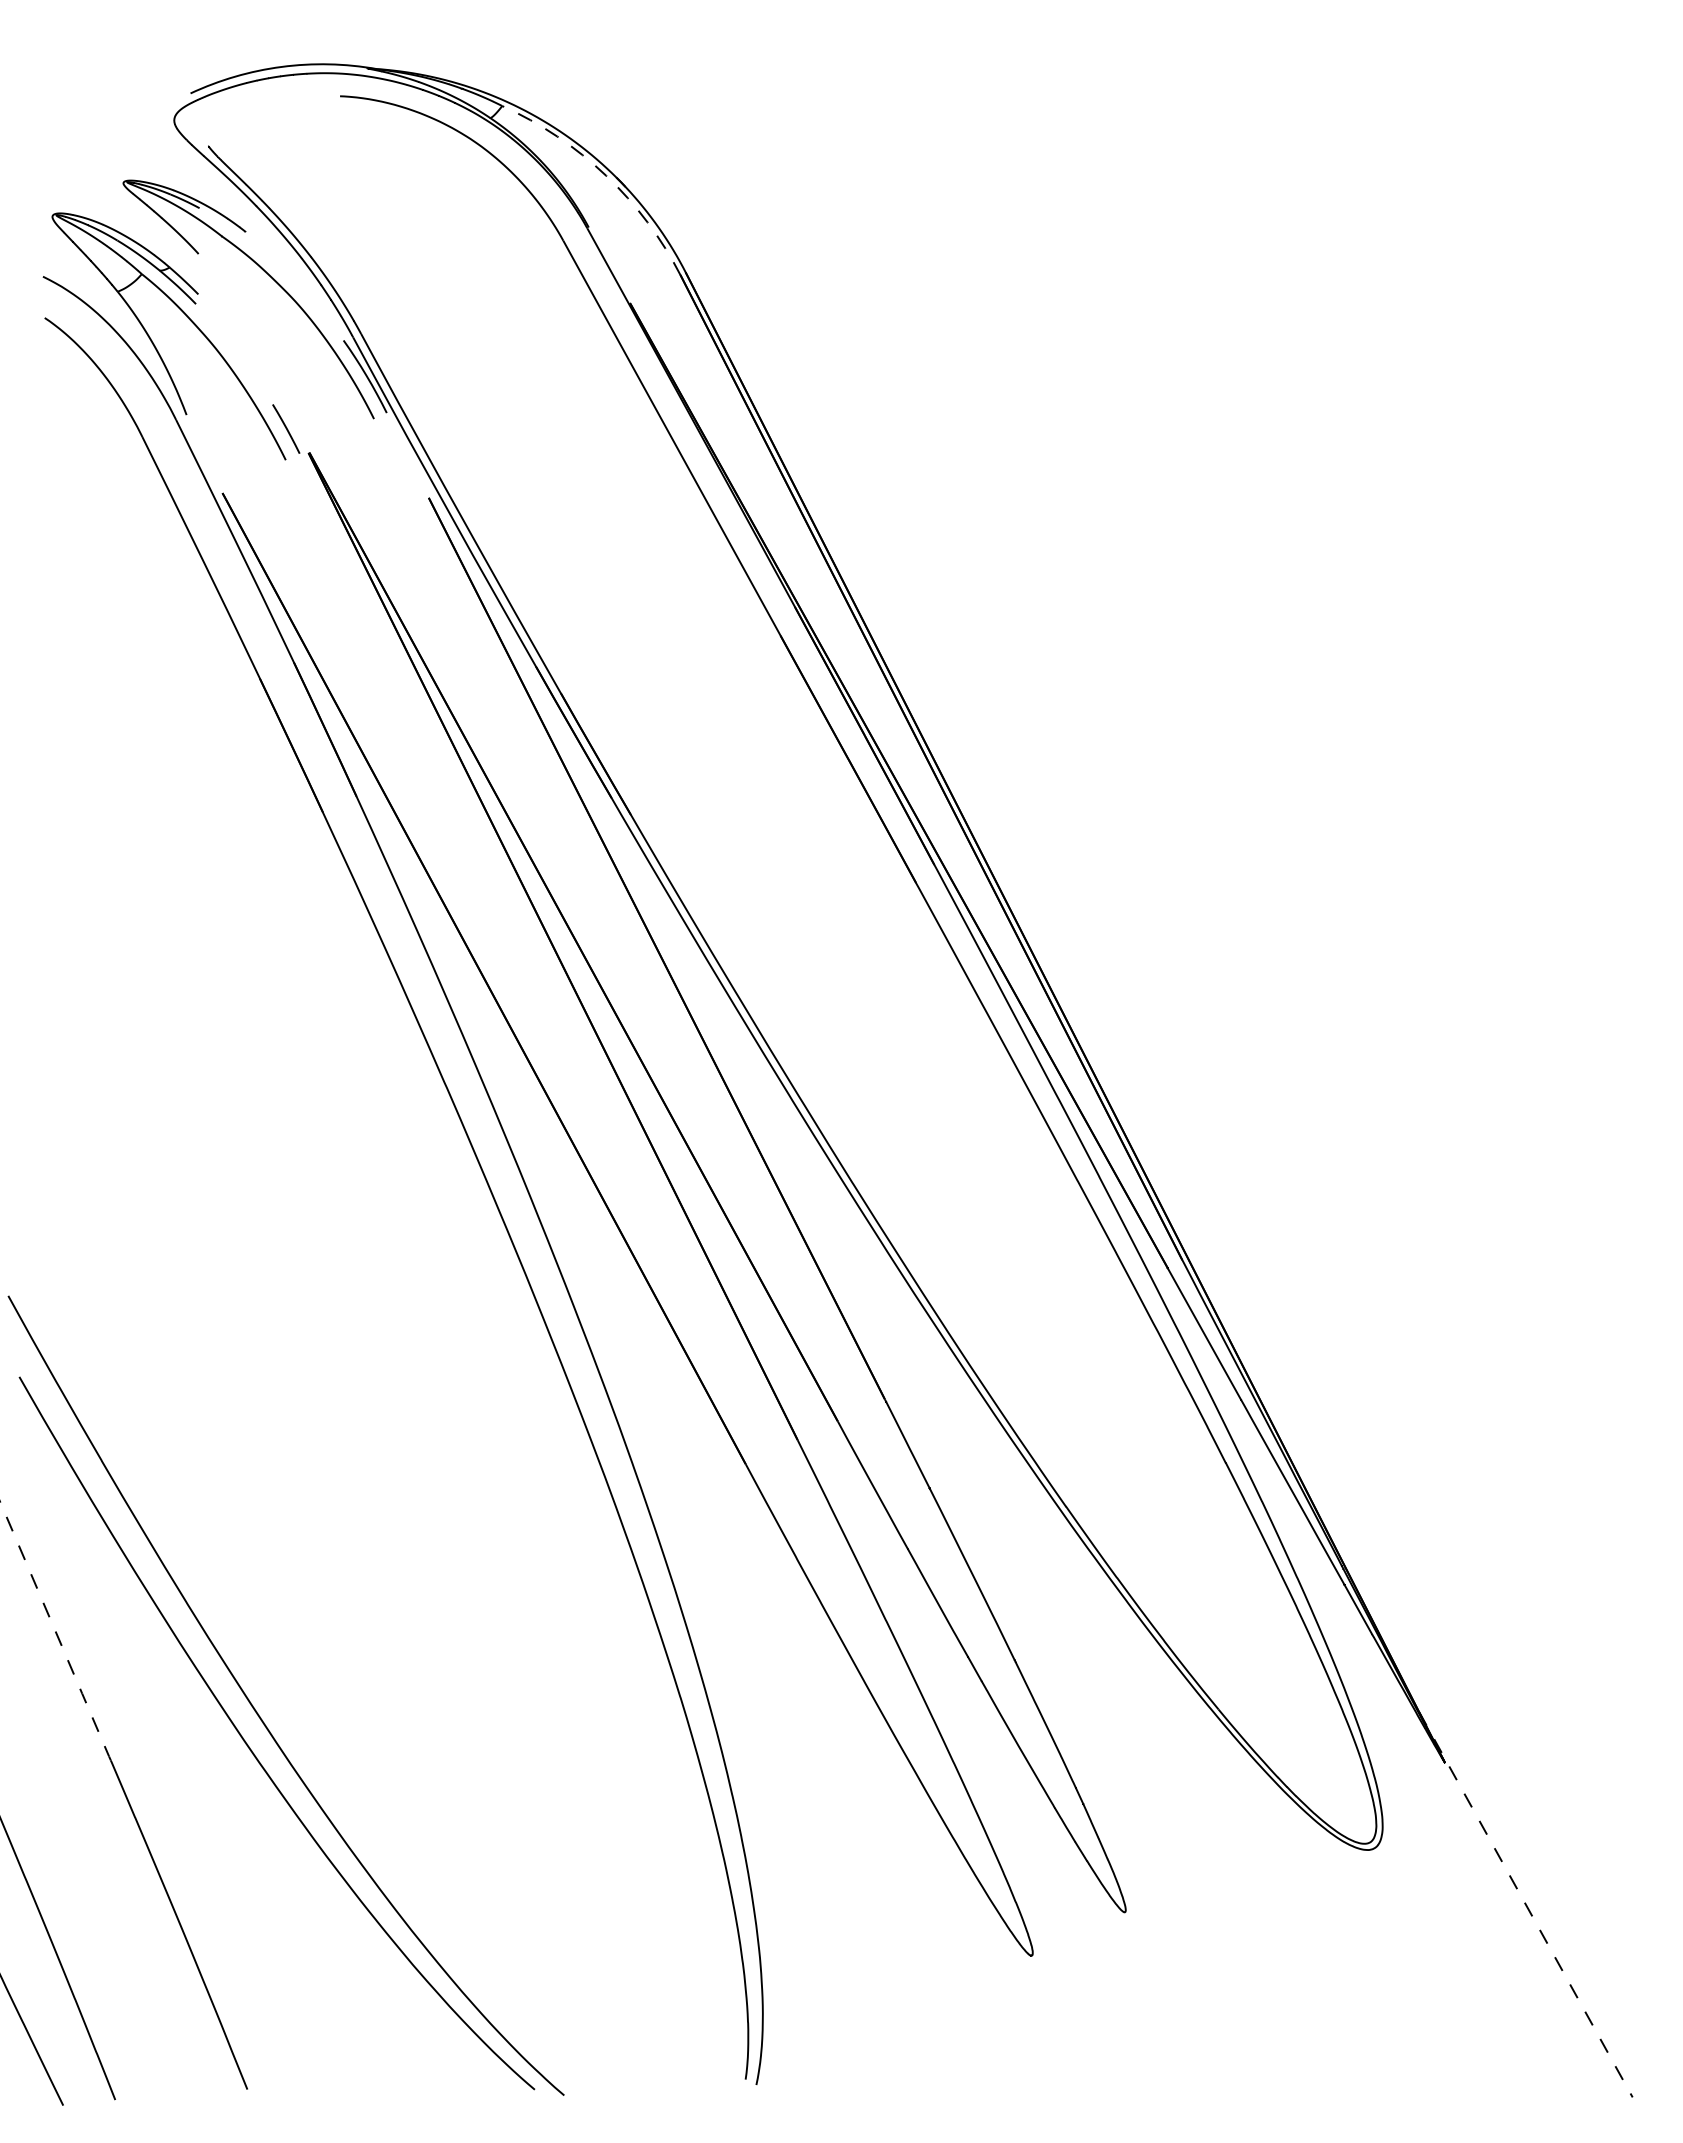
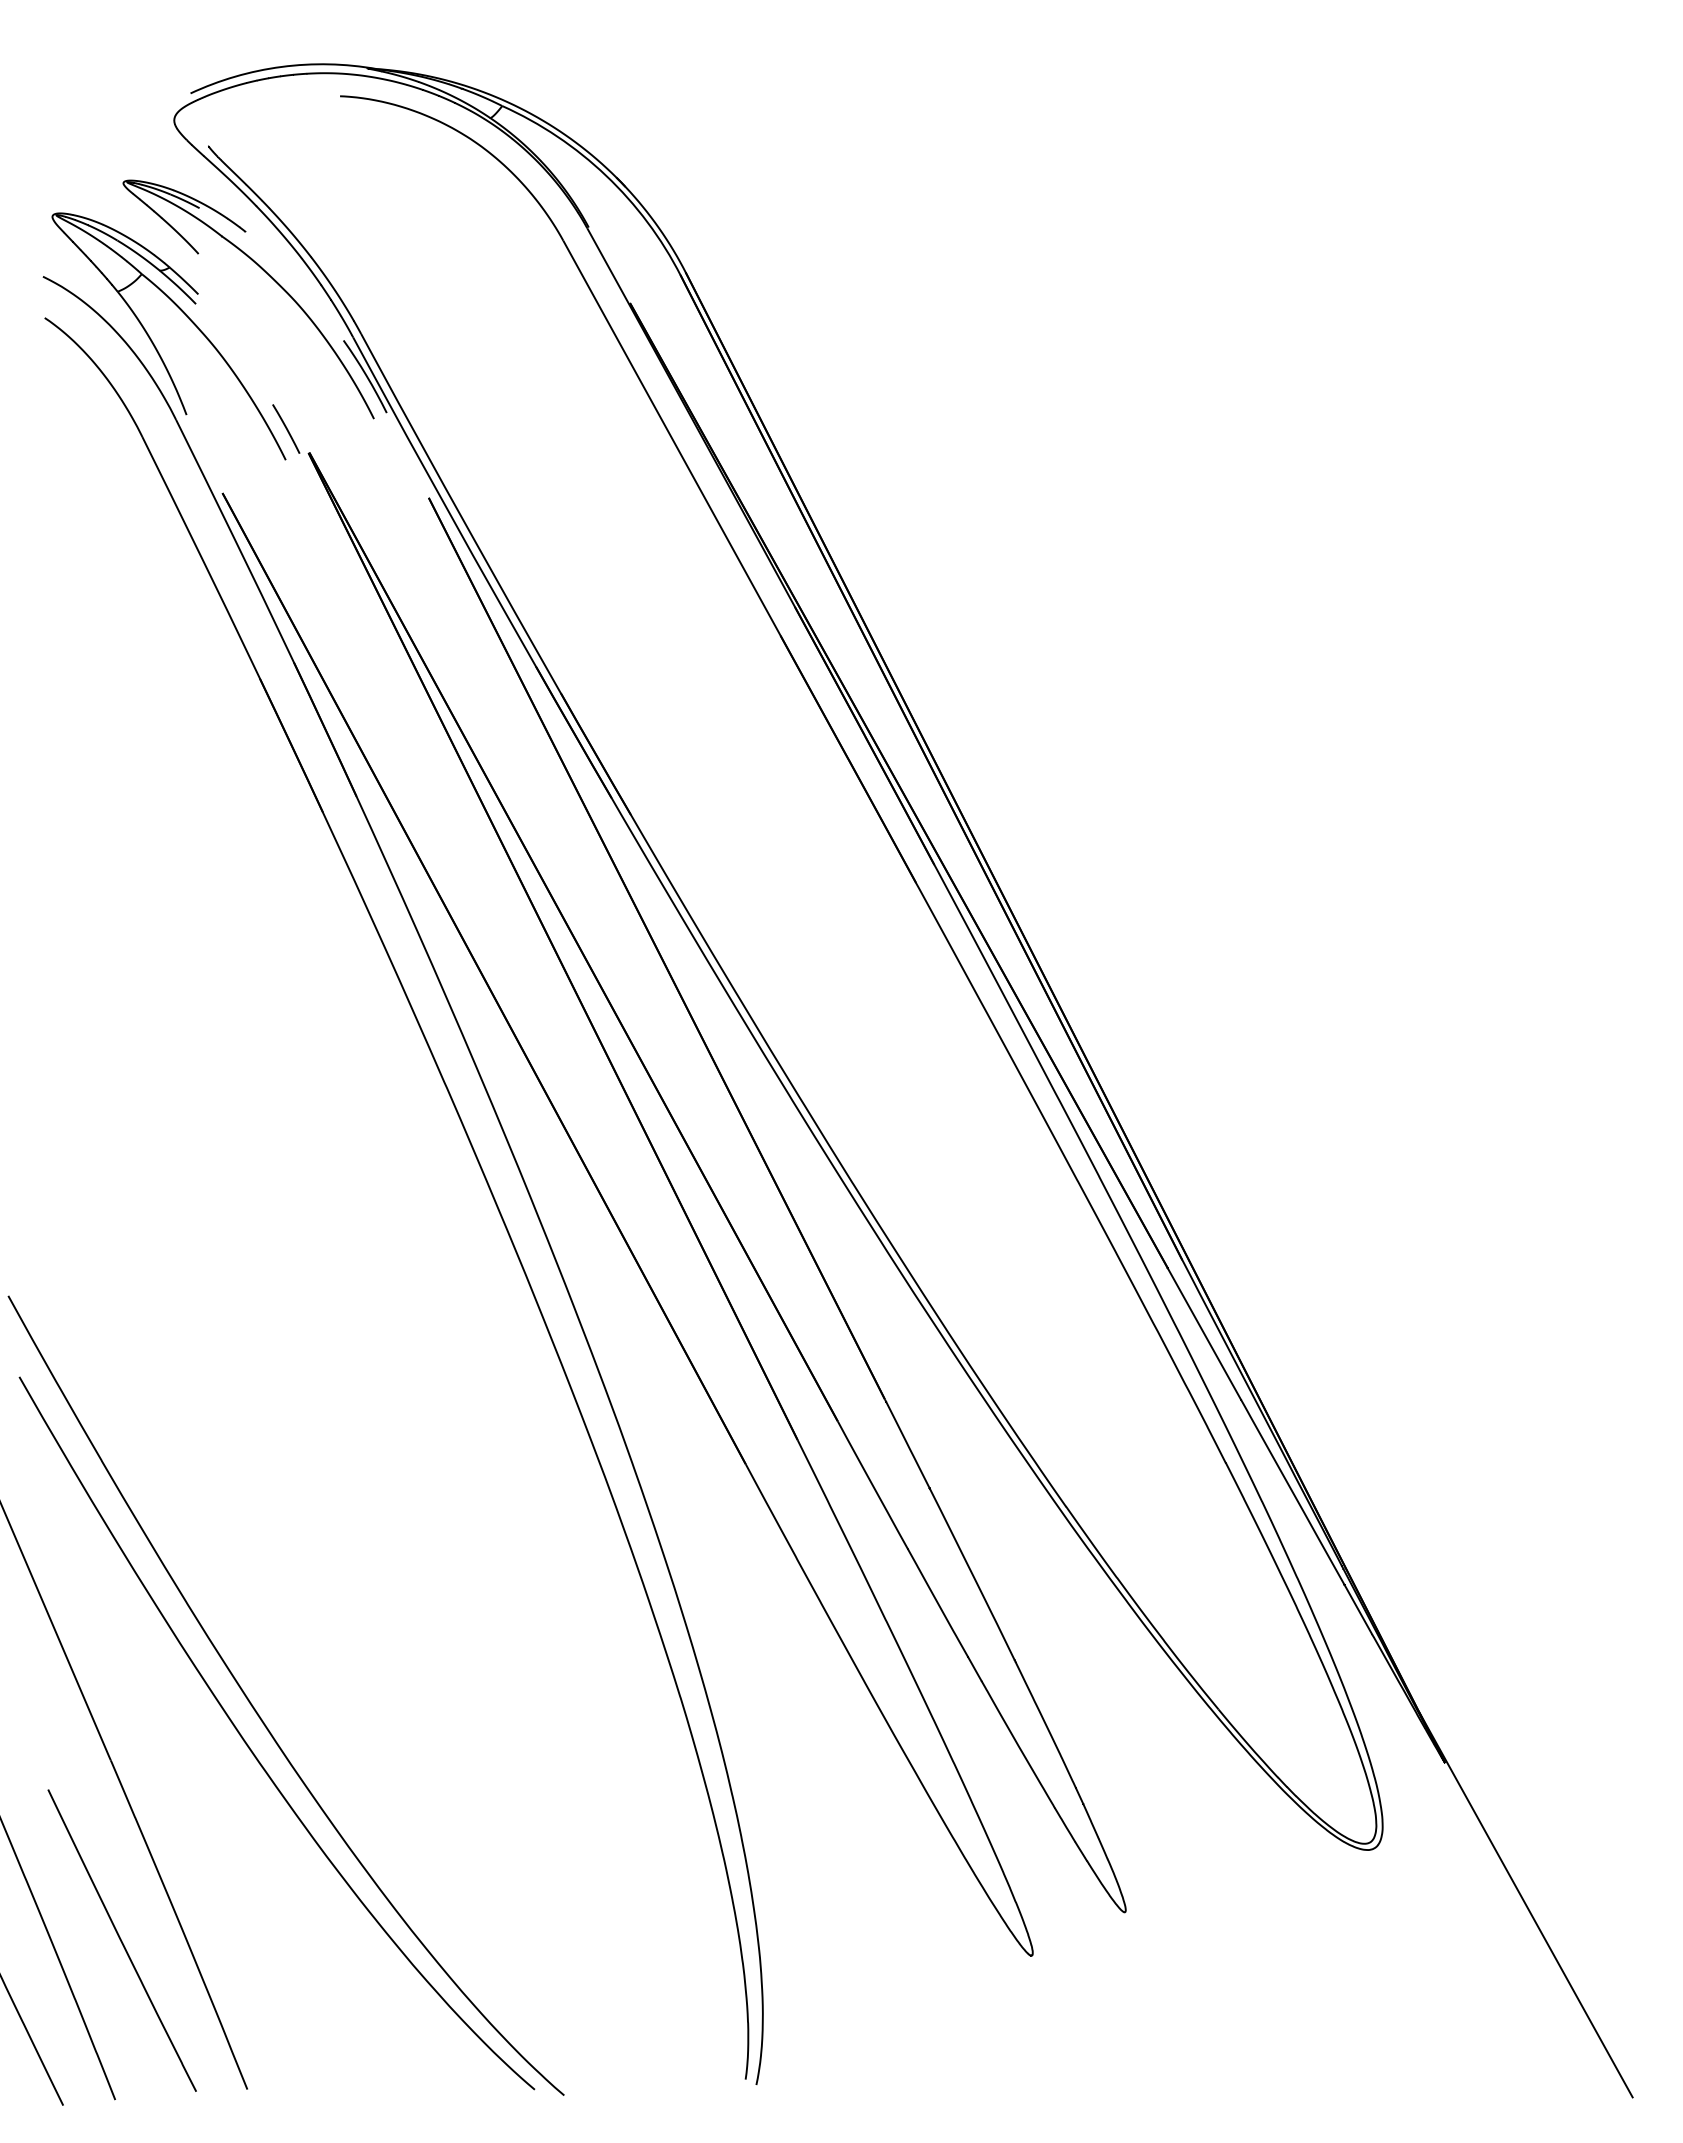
line: dashed -> solid (606, 175)
line: dashed -> solid (55, 1630)
line: dashed -> solid (1526, 1905)
curve: none -> present (121, 1940)
